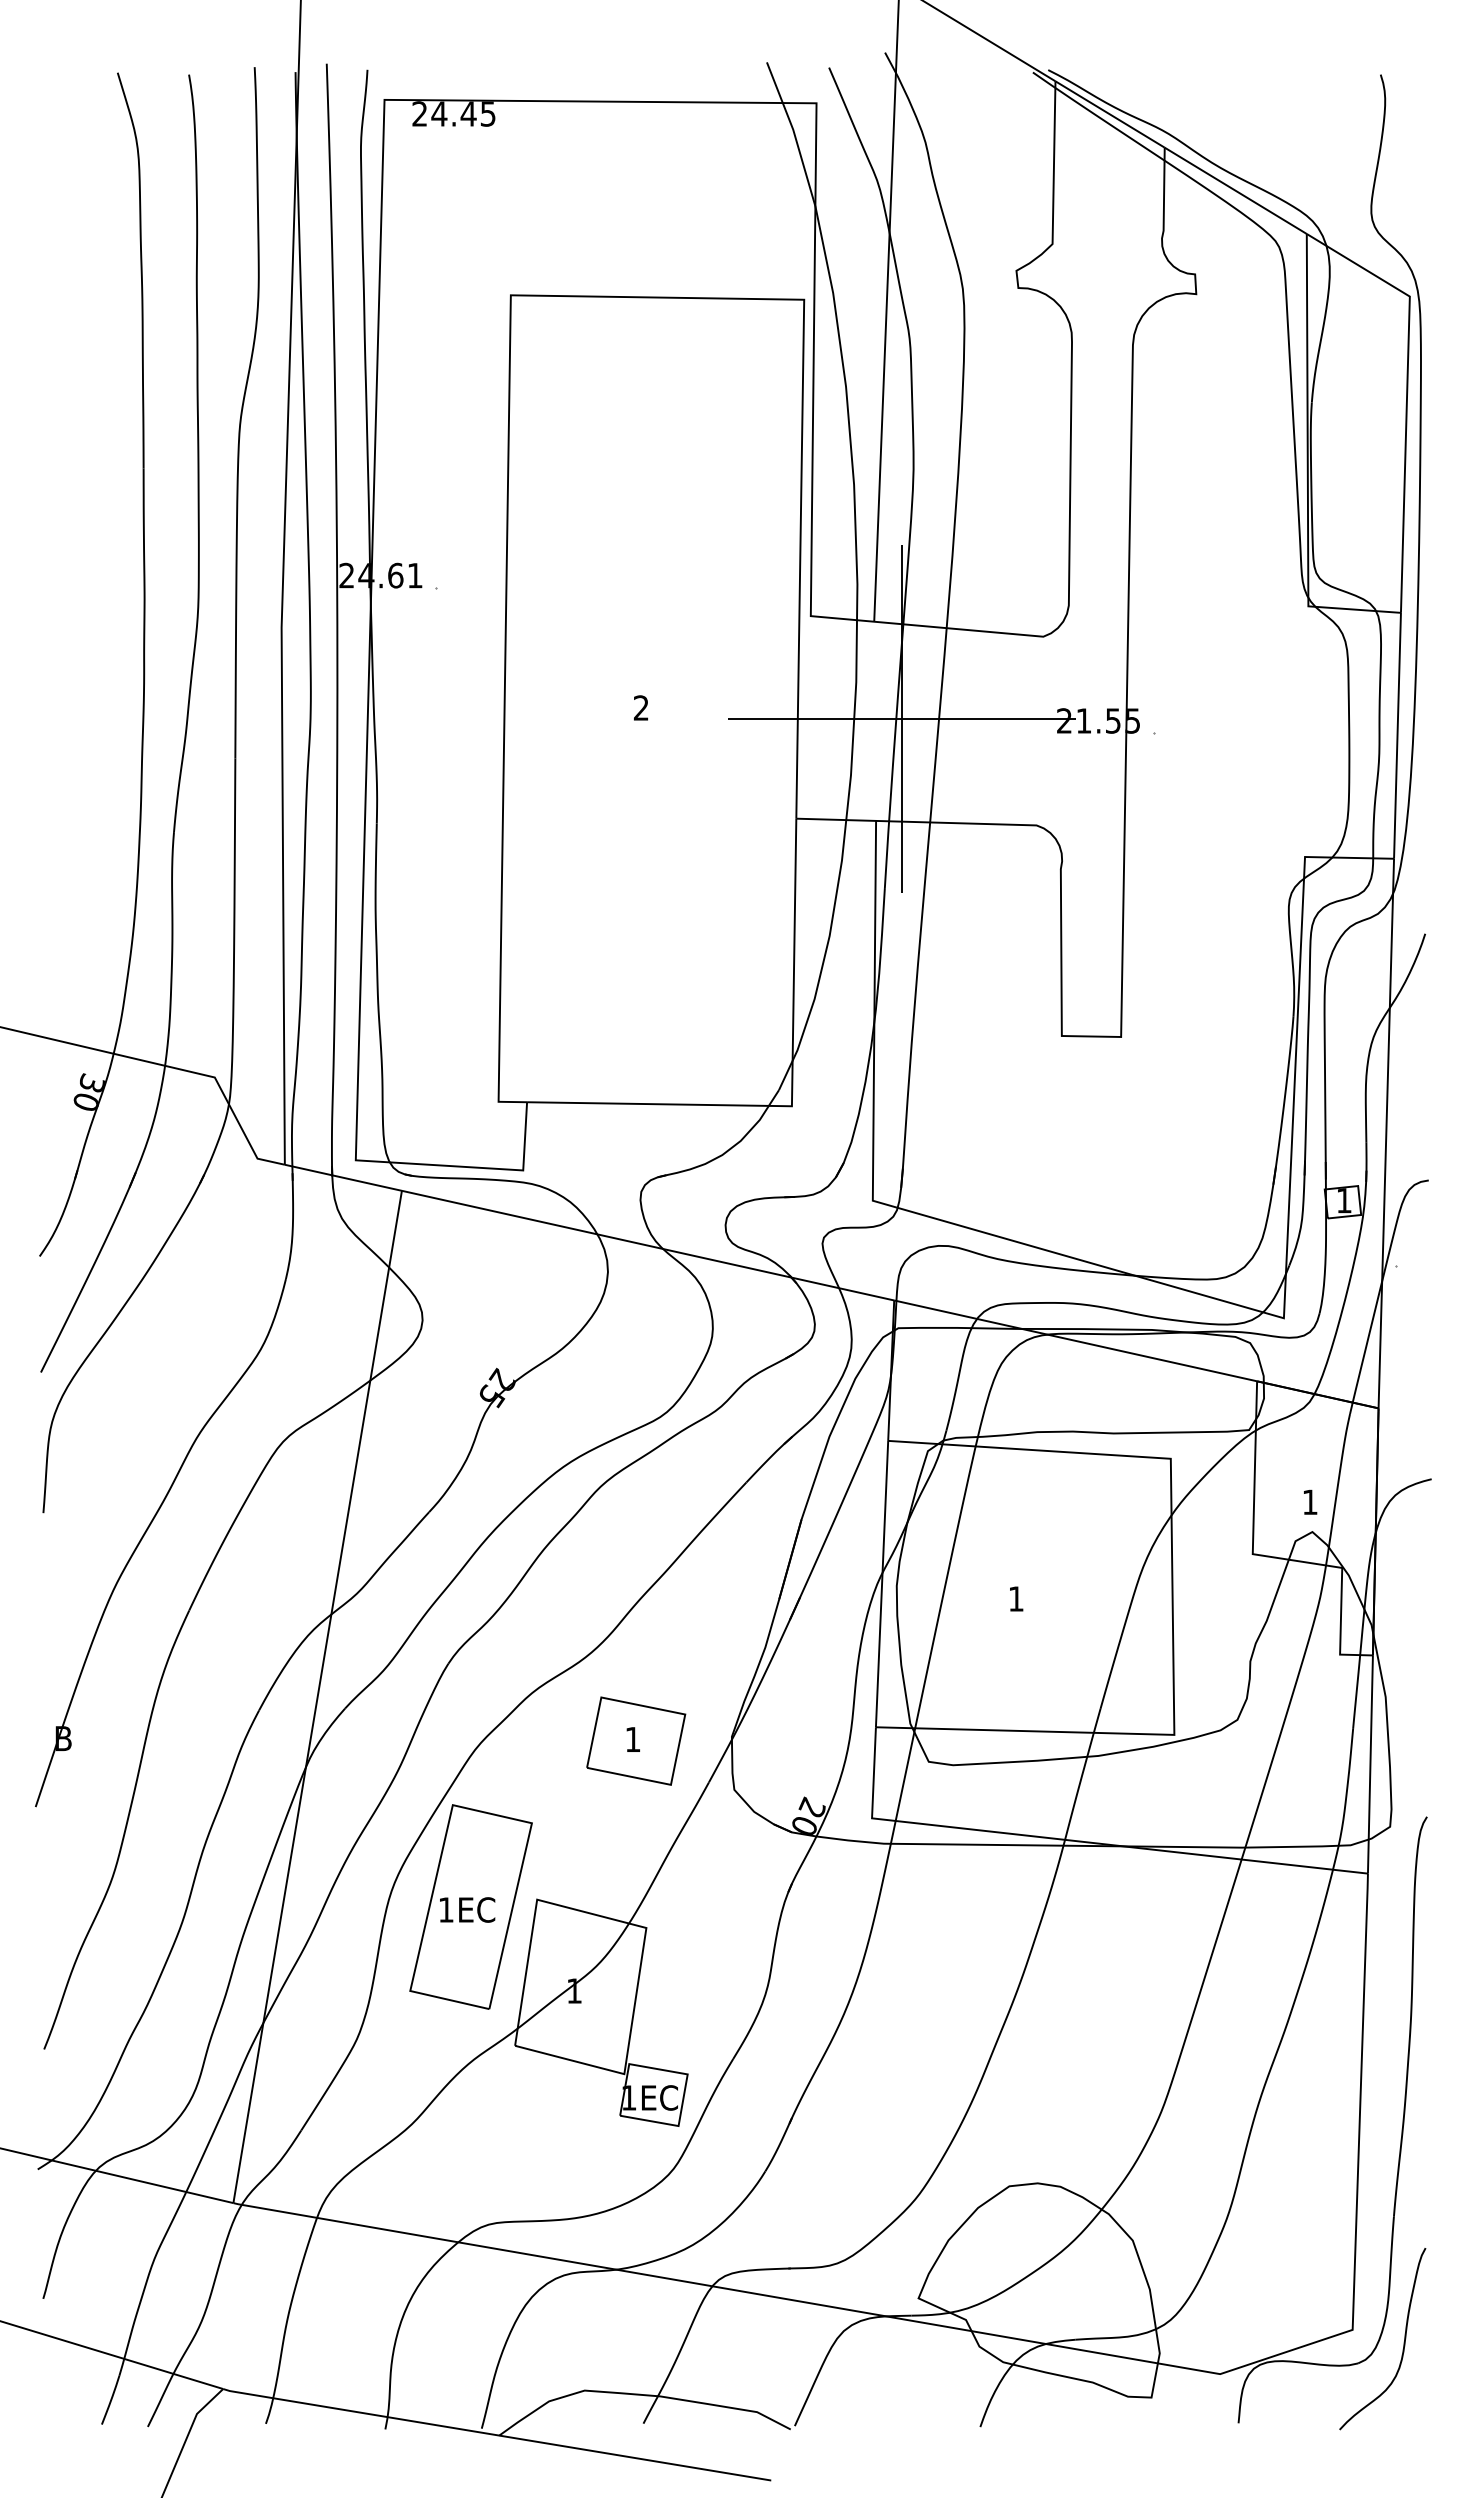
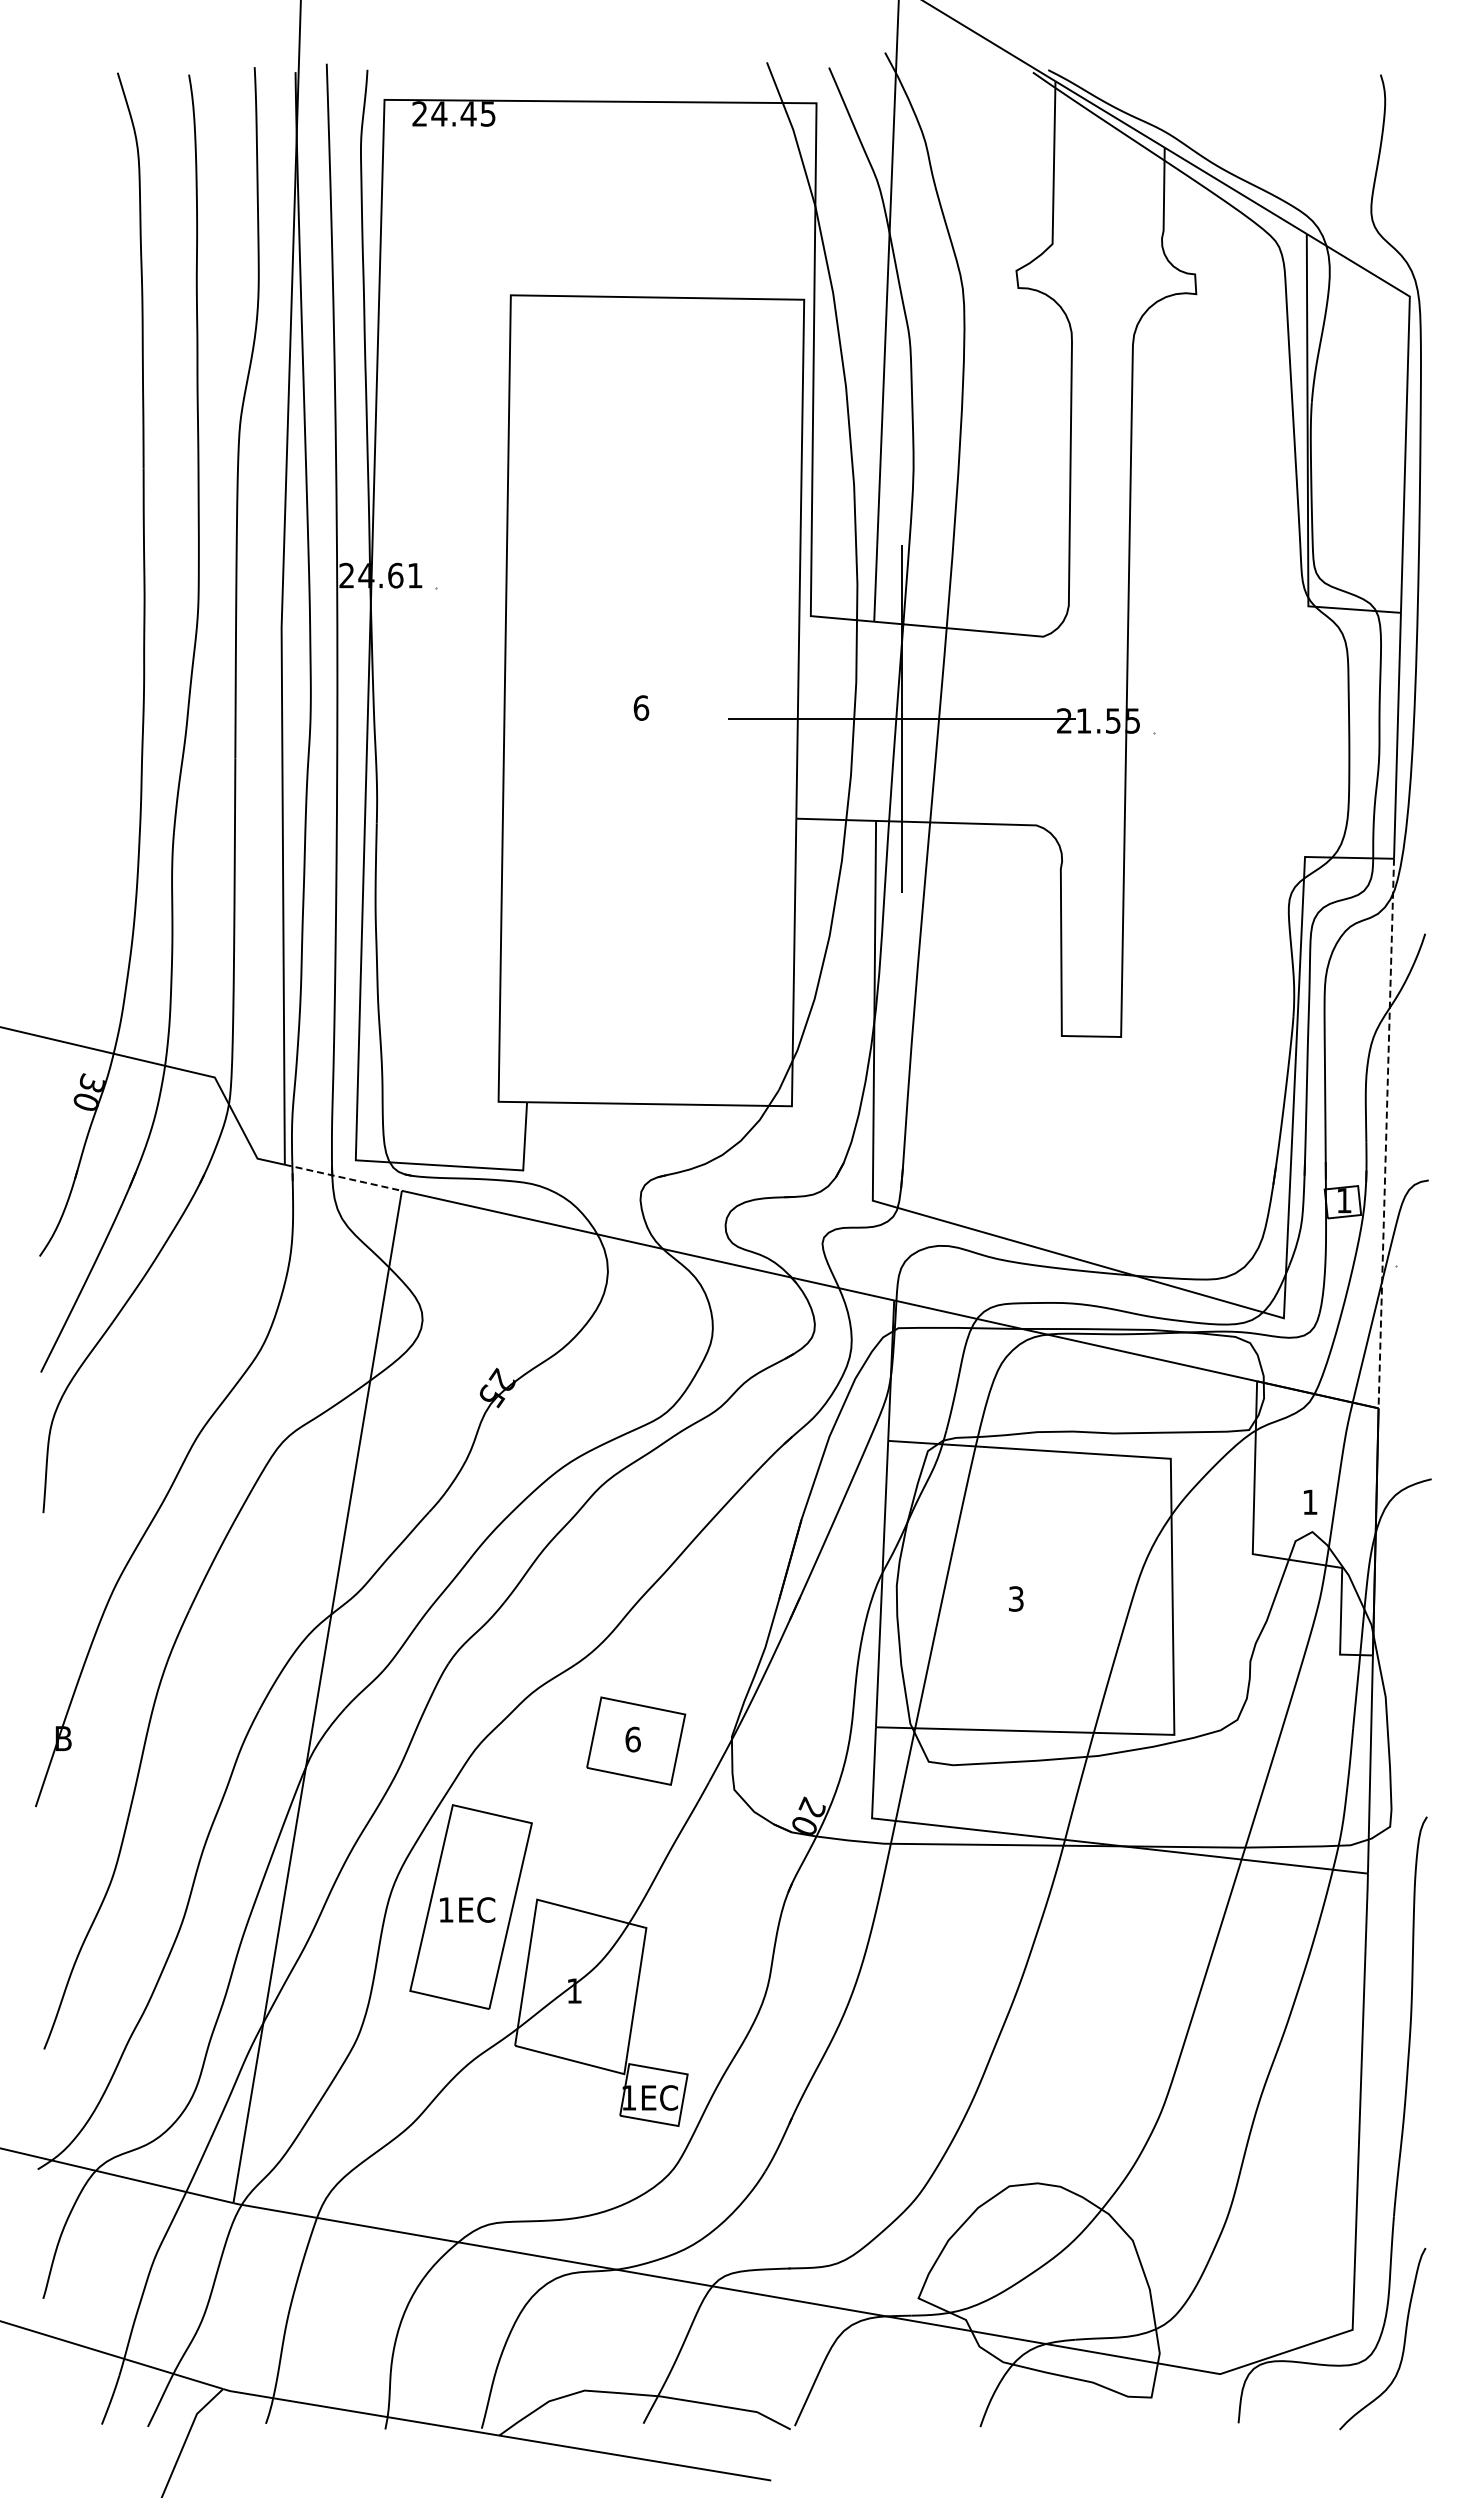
text: 2 -> 6 (641, 707)
line: solid -> dashed (1386, 1134)
line: solid -> dashed (343, 1177)
text: 1 -> 3 (1016, 1598)
text: 1 -> 6 (632, 1739)
